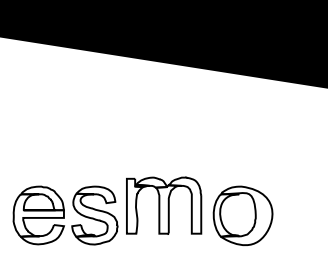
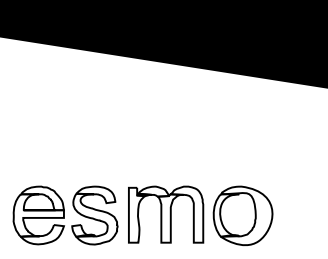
part position: (164, 205) -> (166, 214) (166, 214)
